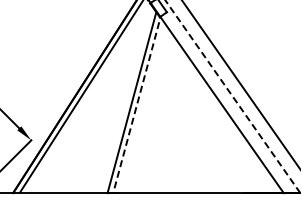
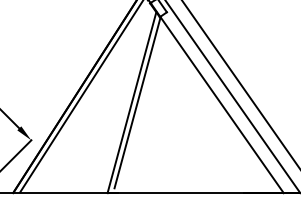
line: dashed -> solid (232, 96)
line: dashed -> solid (137, 102)
